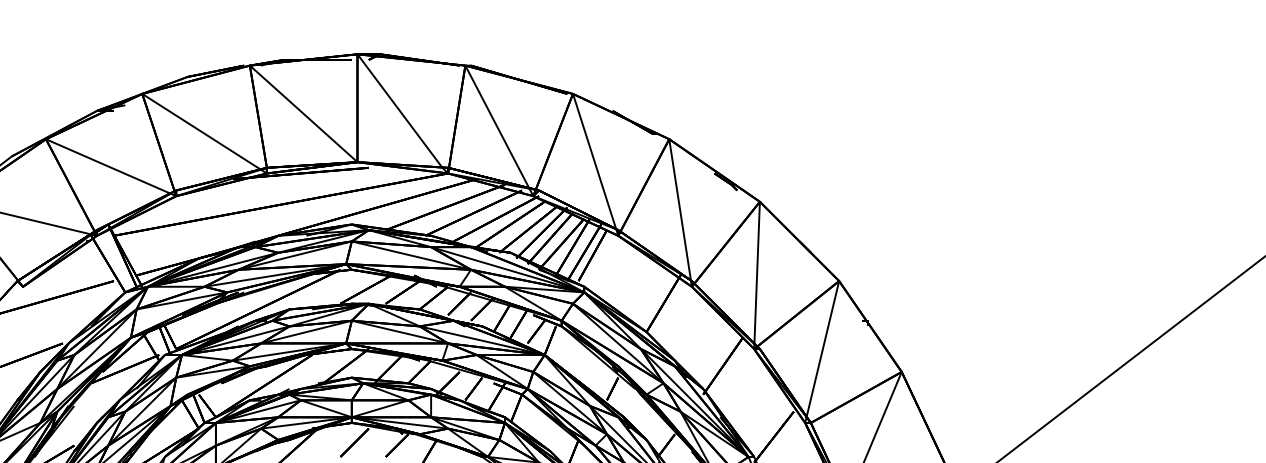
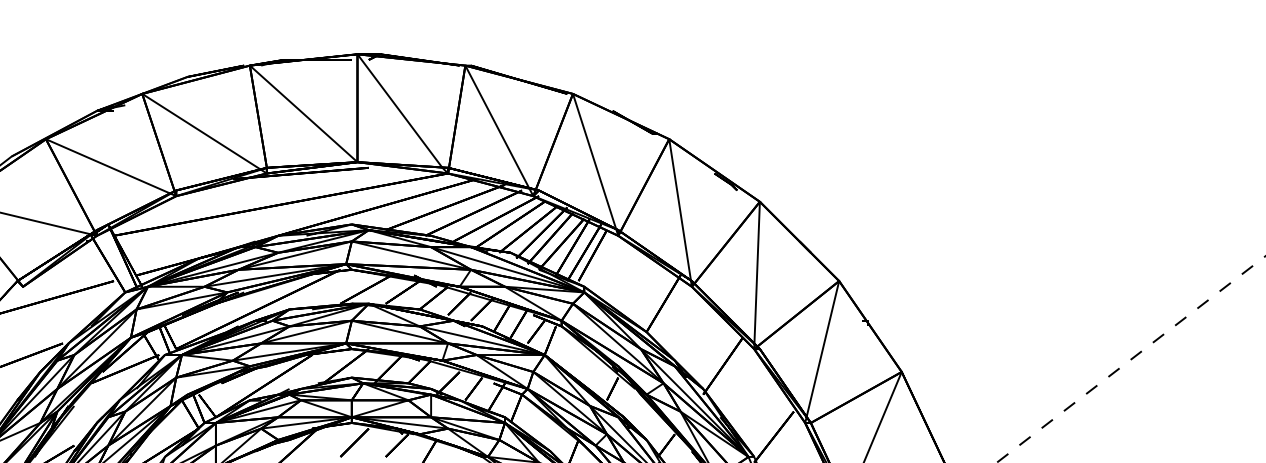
line: solid -> dashed (1131, 358)
